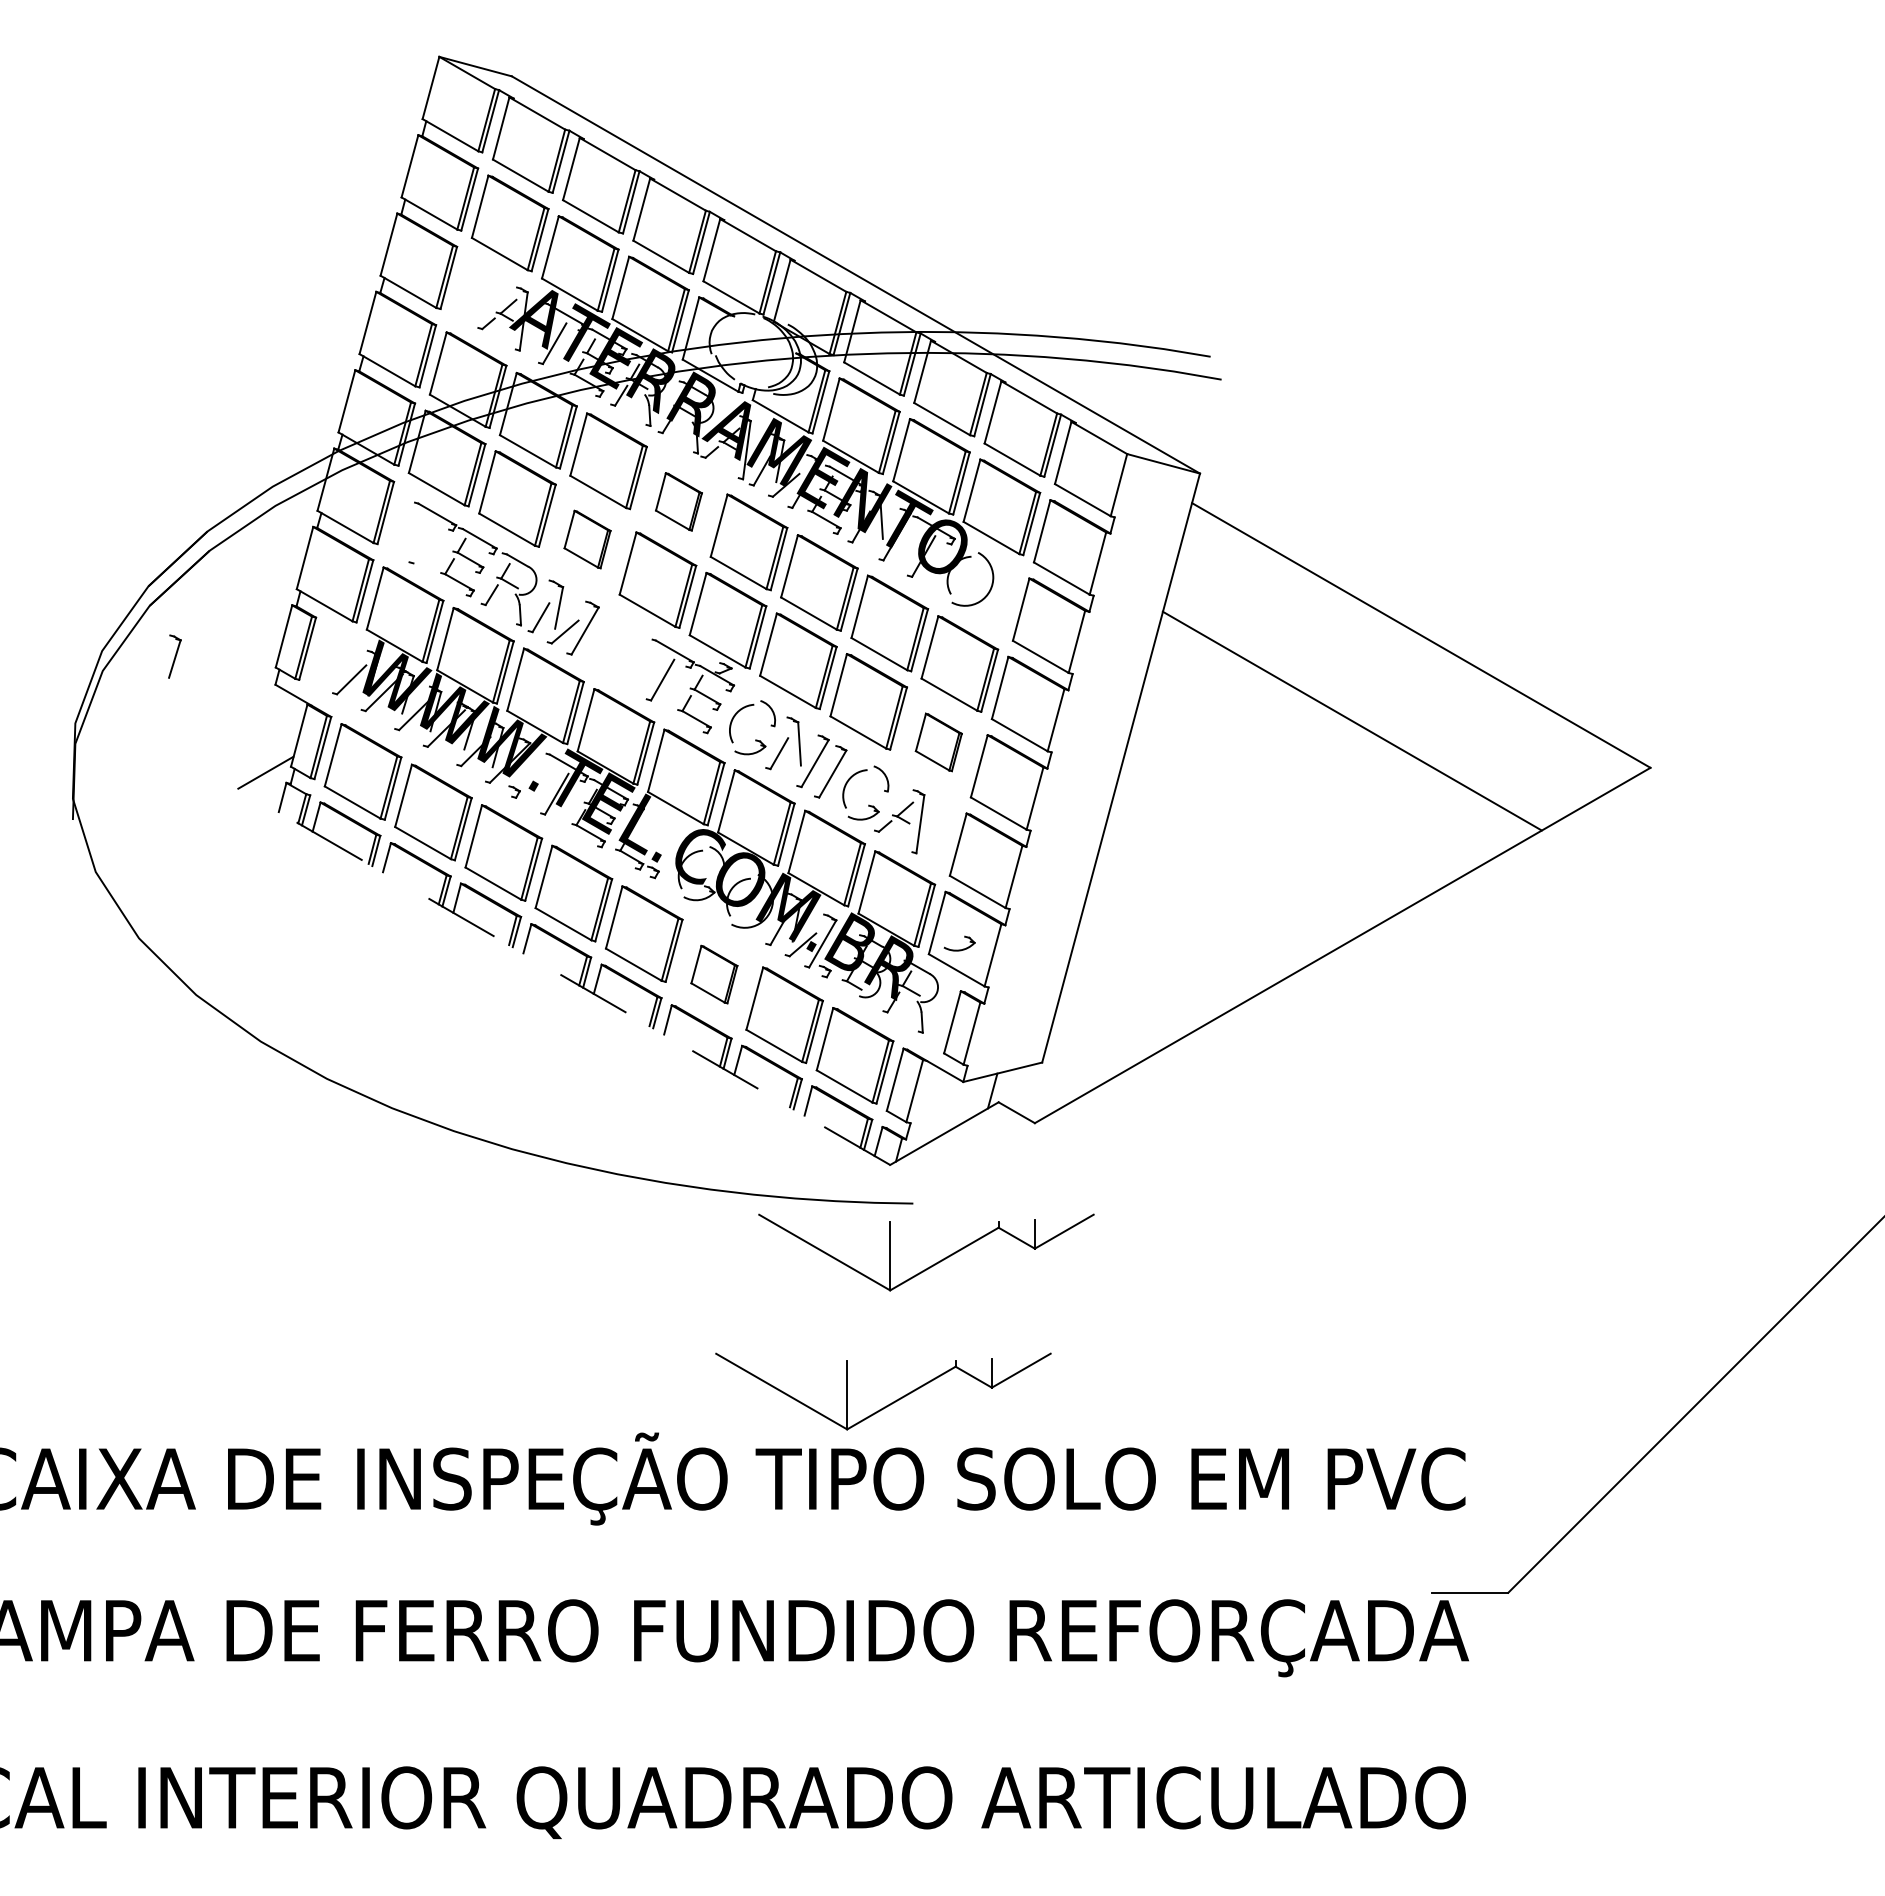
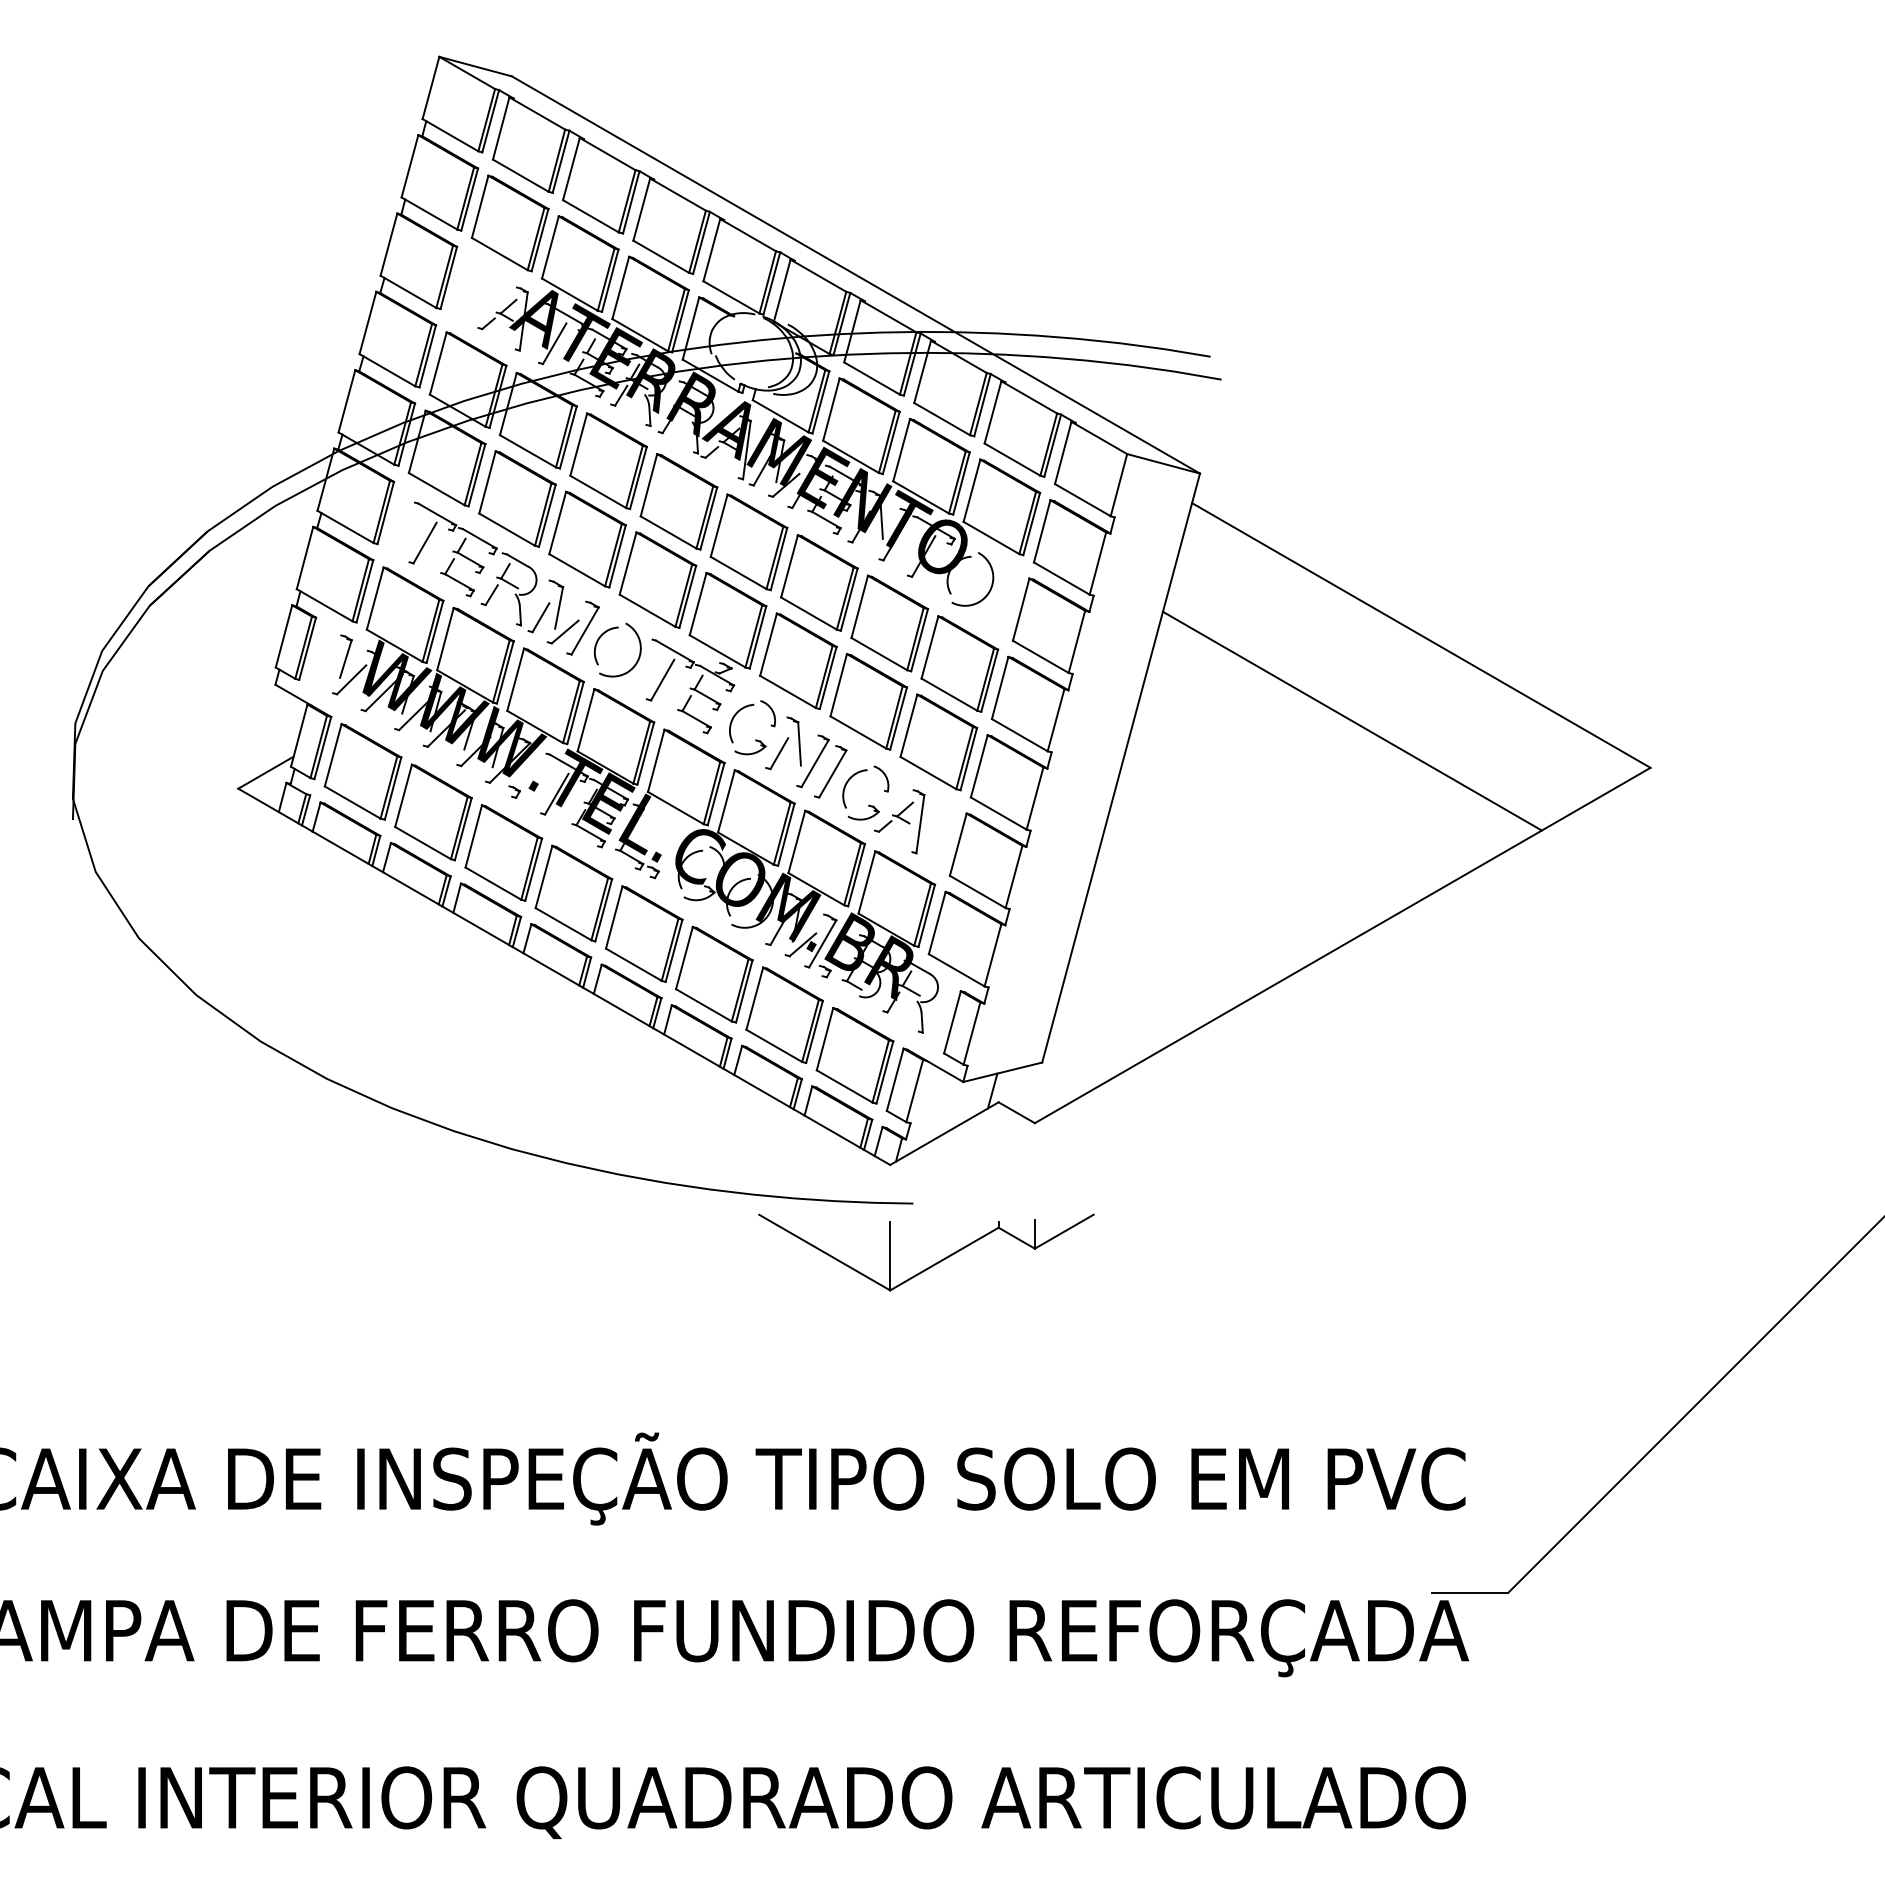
part size: 48x60 px -> 80x98 px (678, 501)
part size: 49x61 px -> 79x99 px (587, 539)
line: none -> present (424, 542)
part: none -> present (605, 633)
part position: (174, 656) -> (345, 656) (345, 656)
part size: 49x61 px -> 80x99 px (938, 742)
part: present -> none (959, 943)
part size: 49x61 px -> 79x99 px (714, 974)
line: dashed -> solid (563, 976)
part: present -> none (889, 1403)
